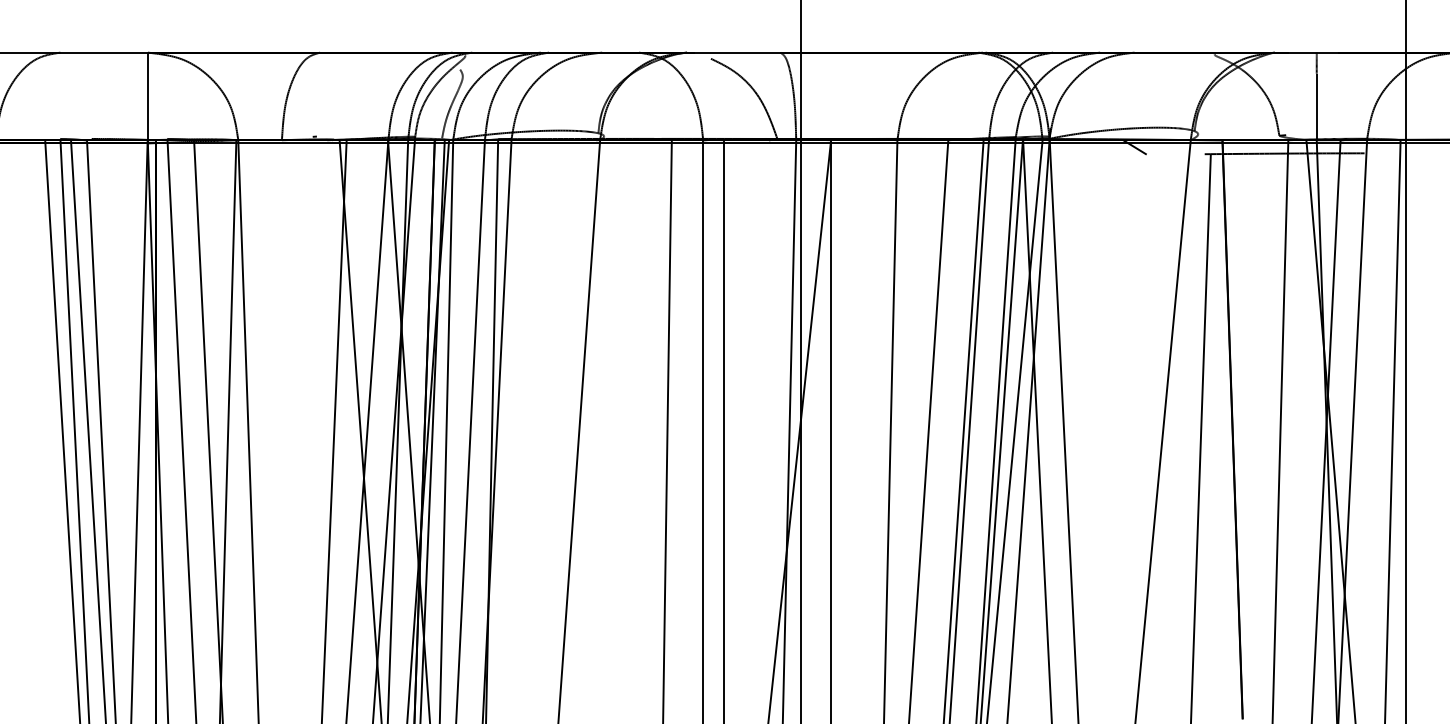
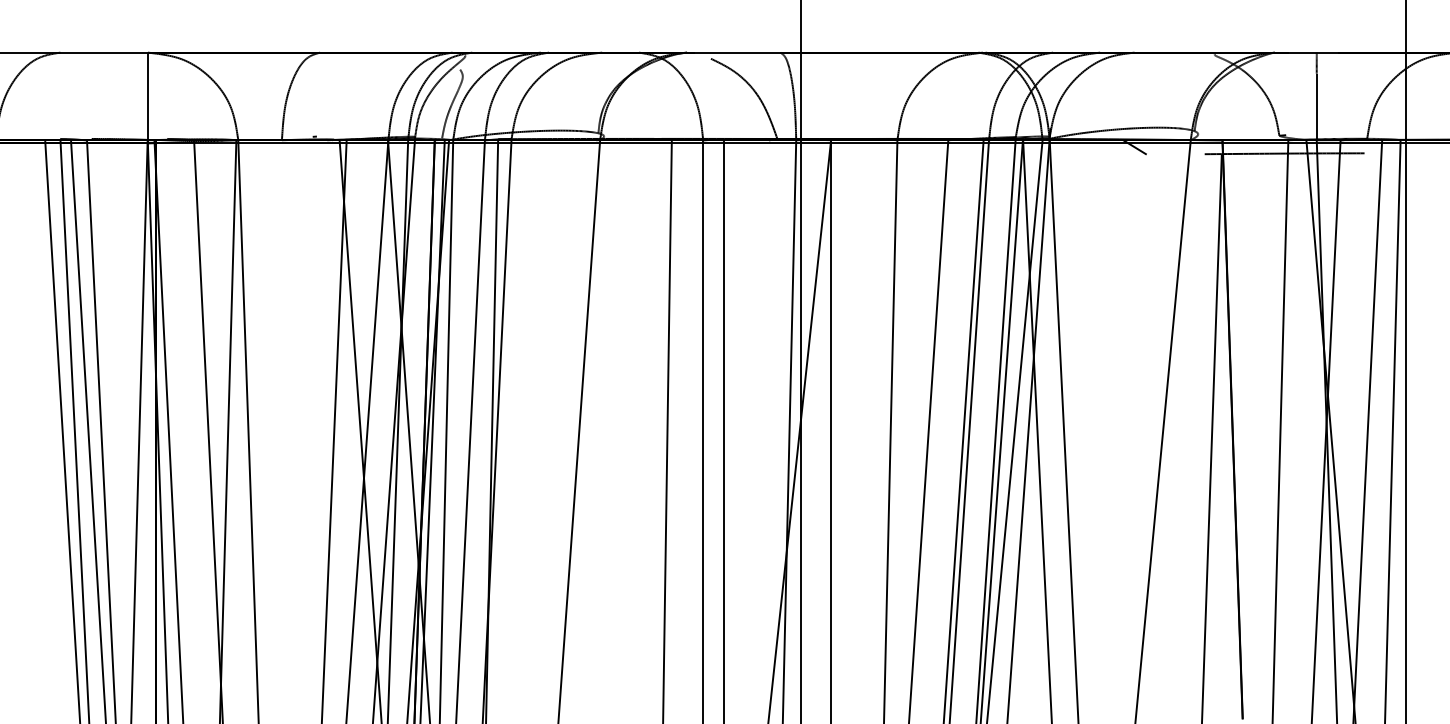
line position: (181, 429) -> (168, 429) (168, 429)
line position: (1352, 429) -> (1367, 429) (1367, 429)
line position: (1200, 437) -> (1211, 437) (1211, 437)
